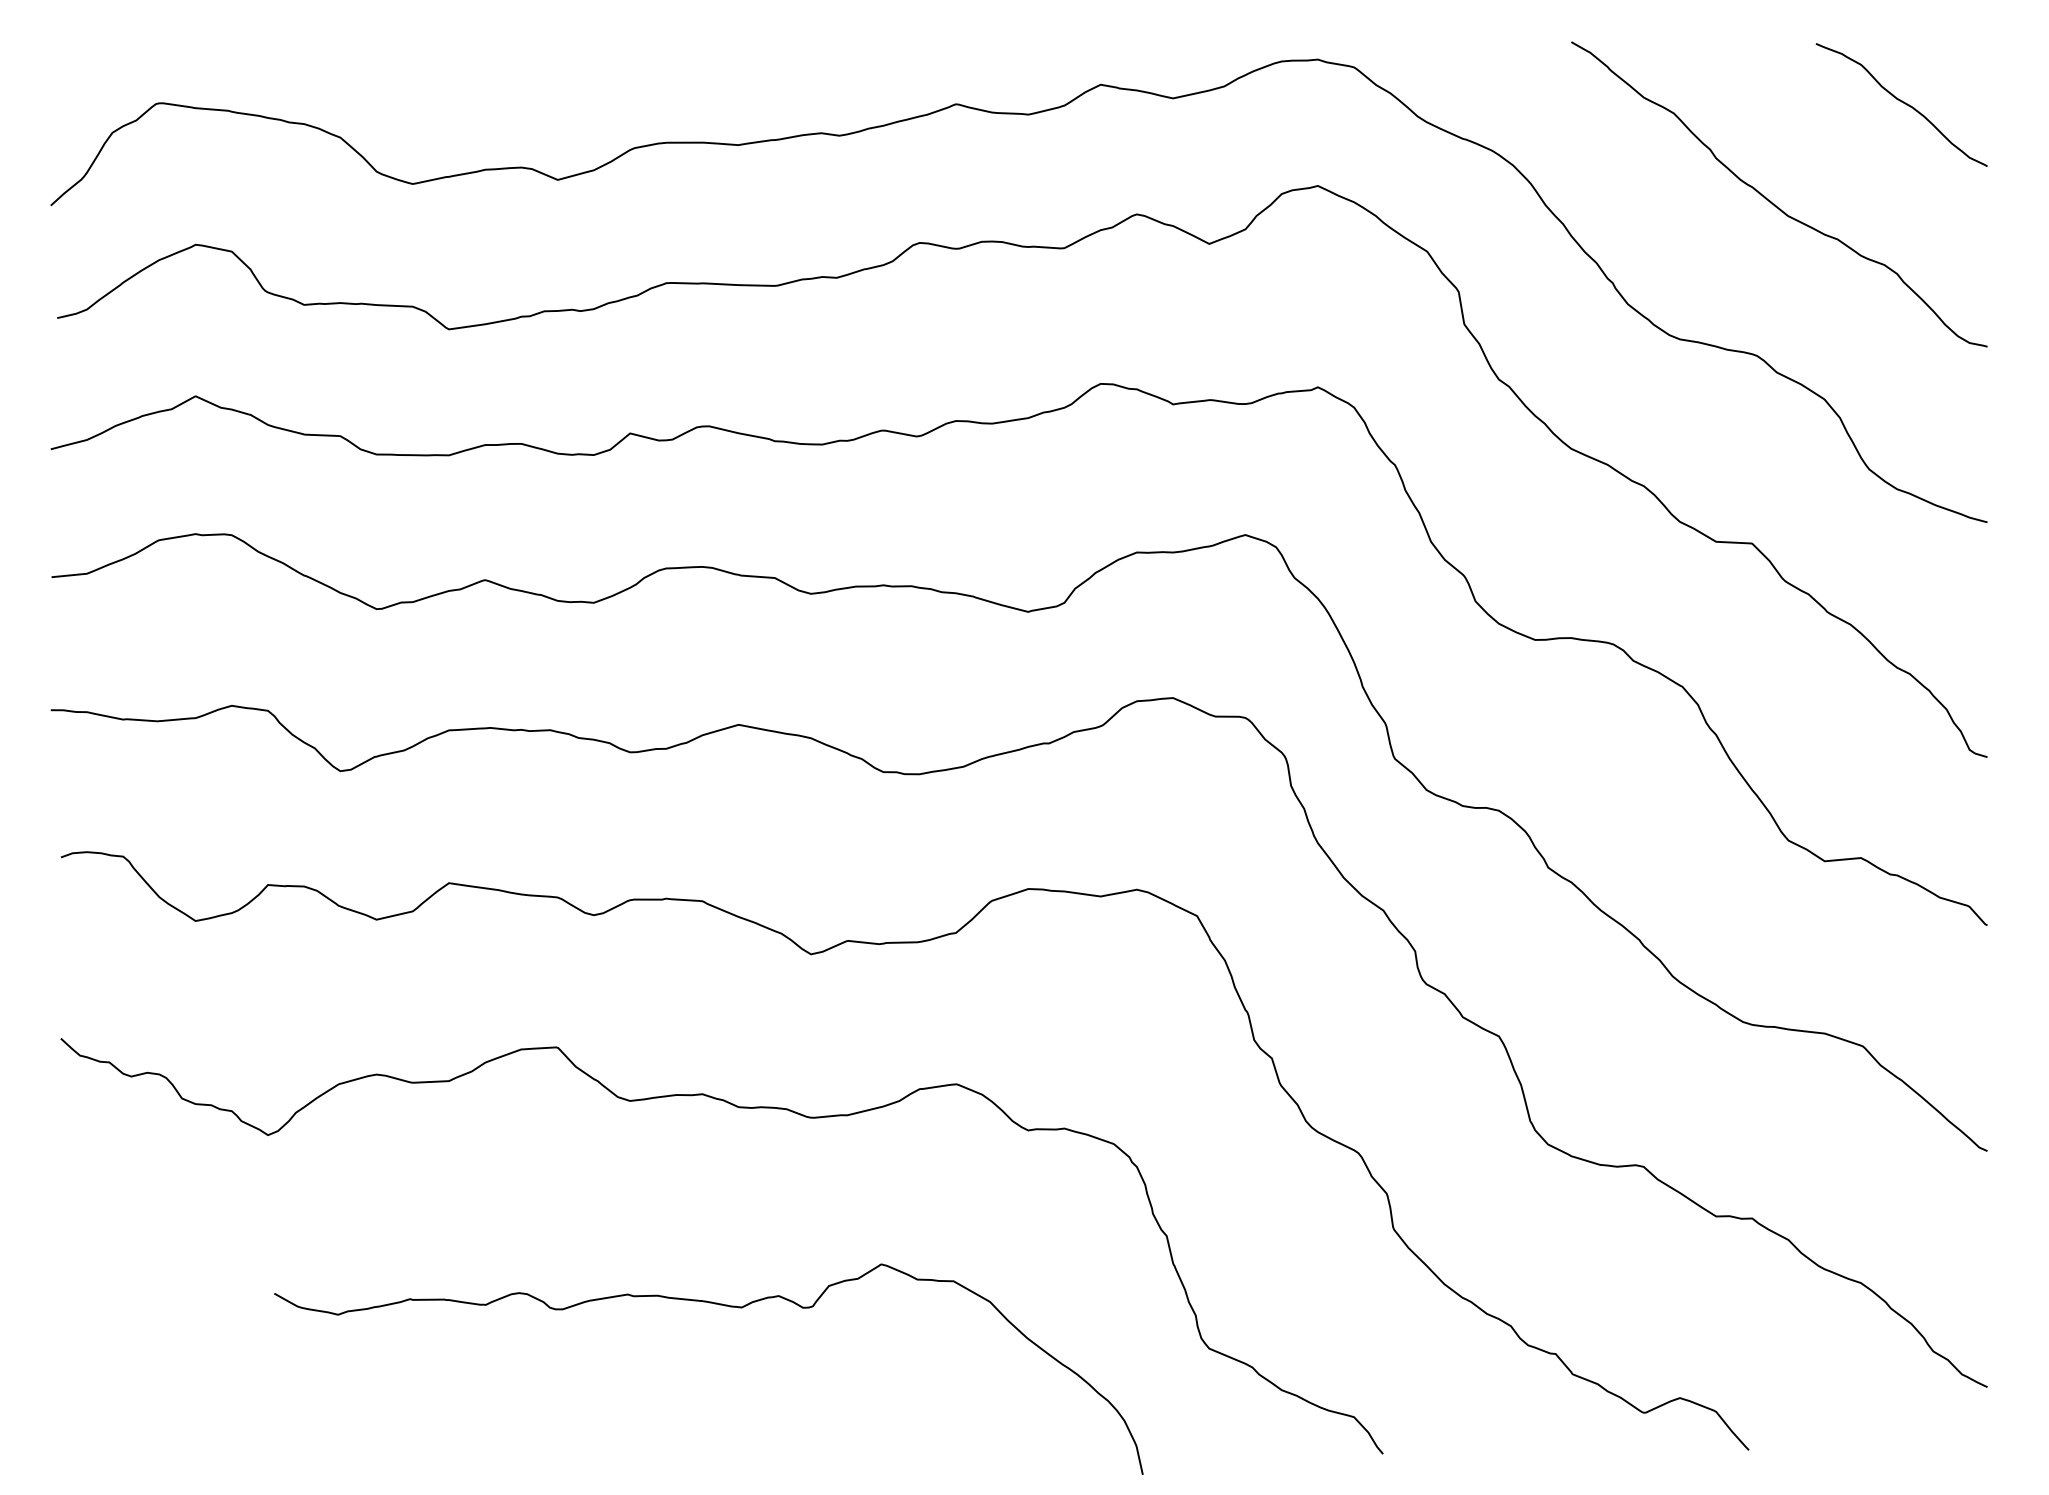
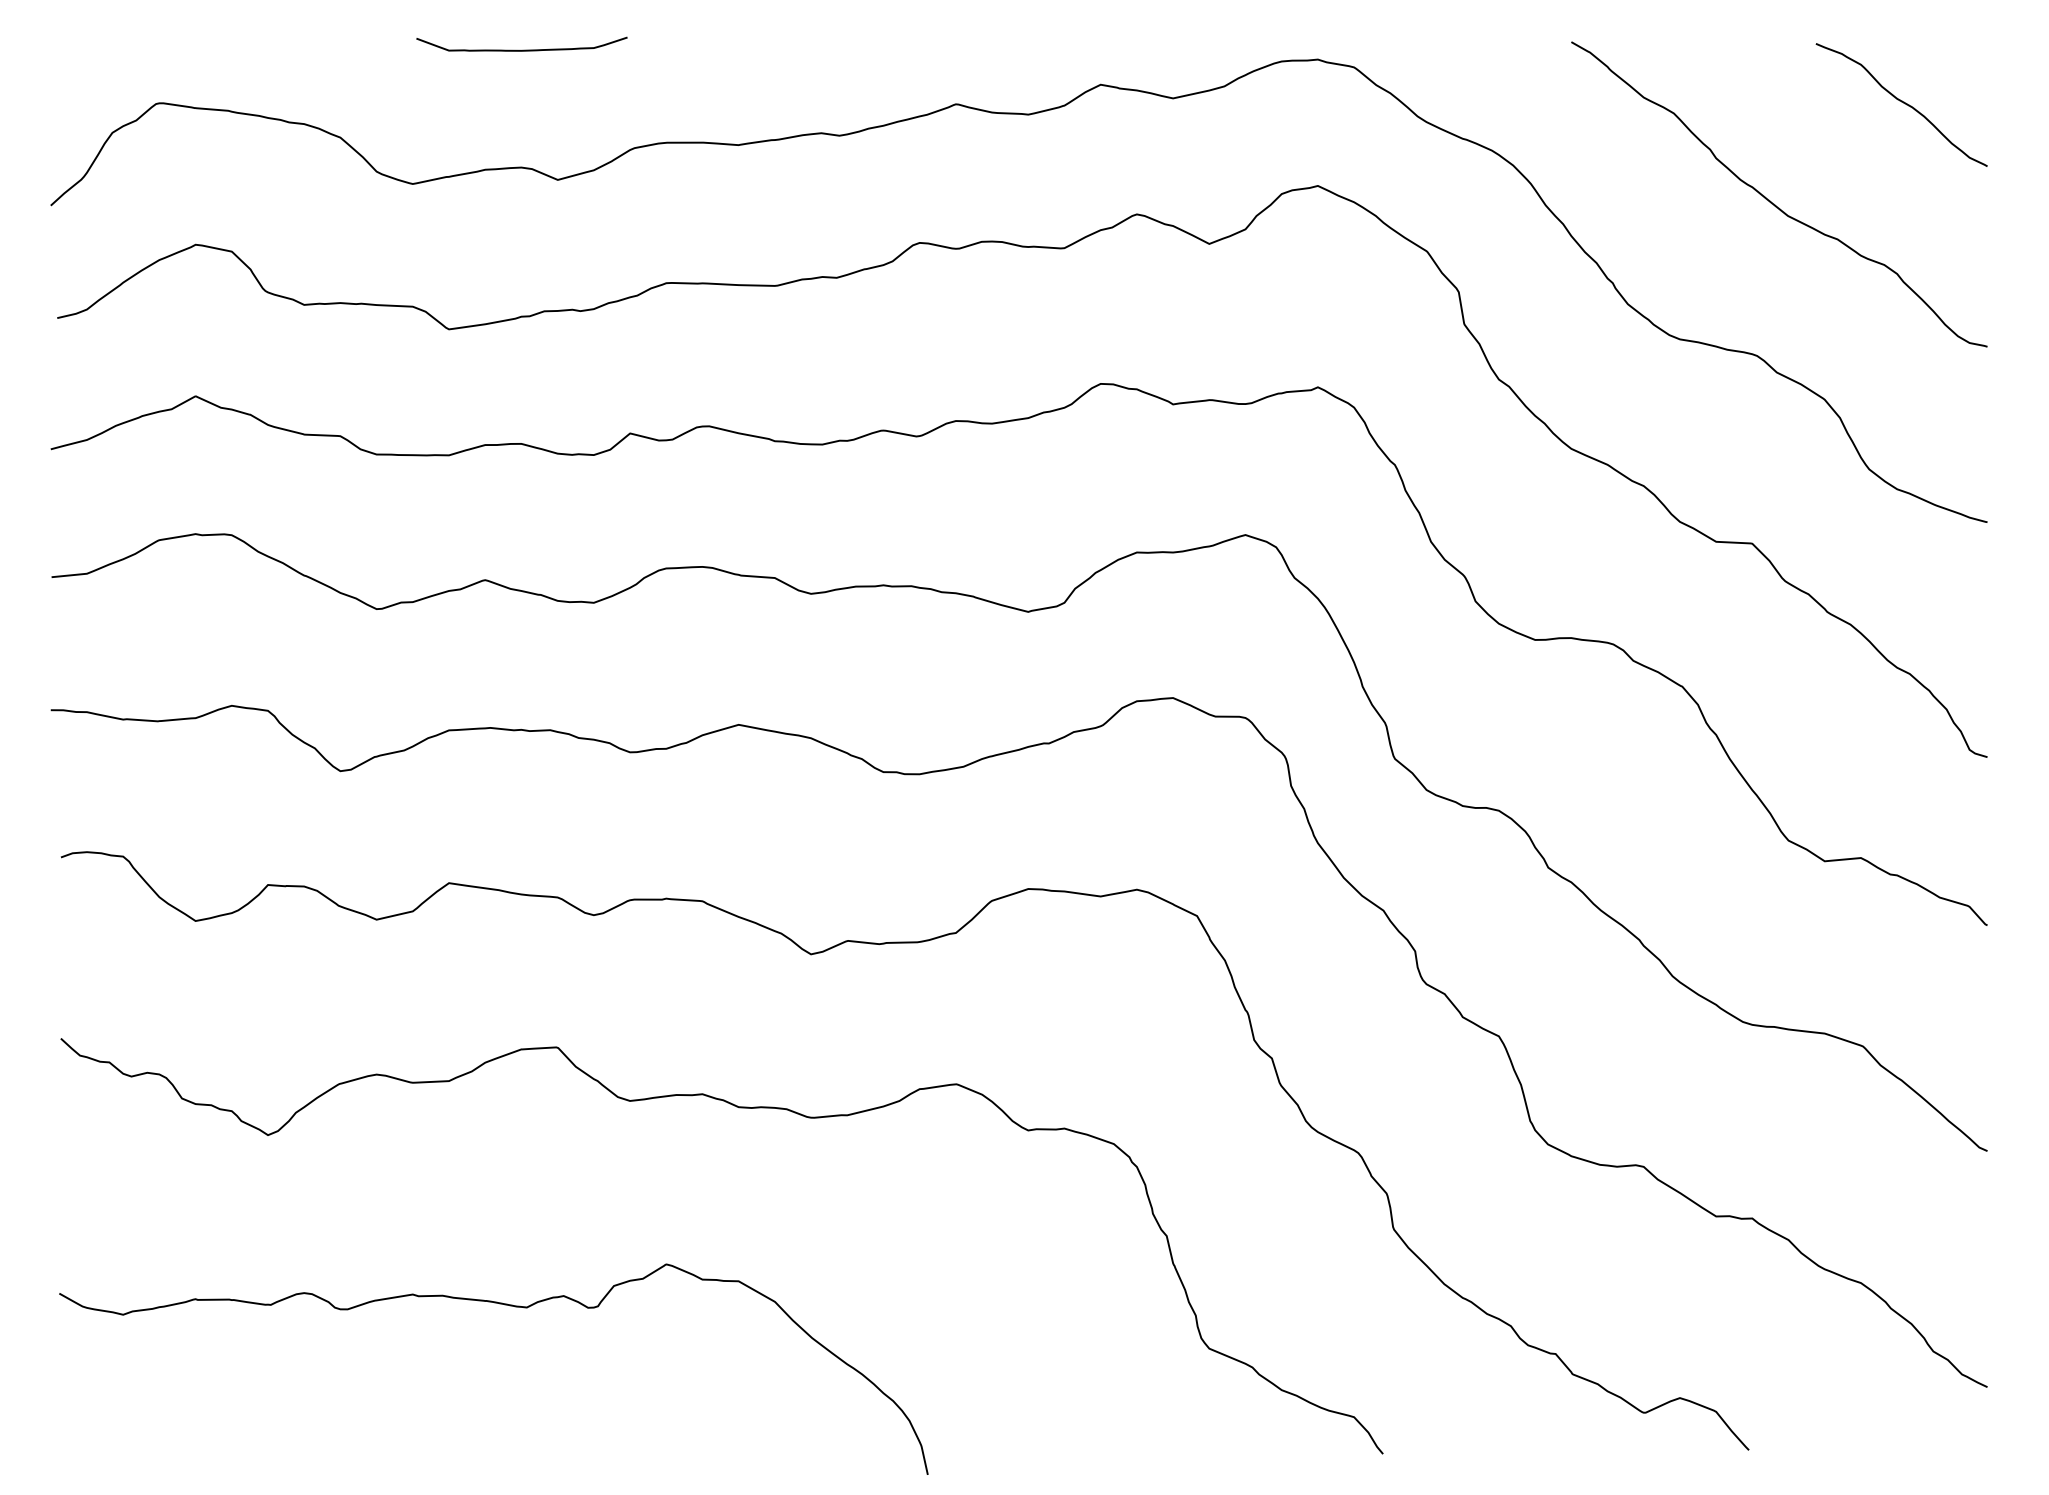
curve: none -> present (522, 49)
curve position: (719, 1305) -> (504, 1305) (504, 1305)
